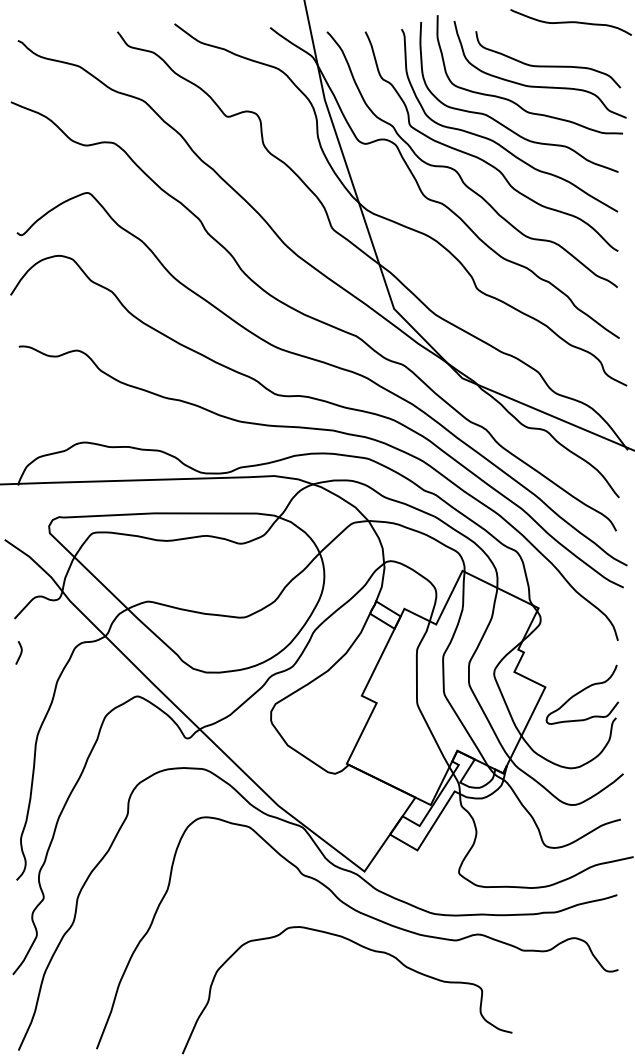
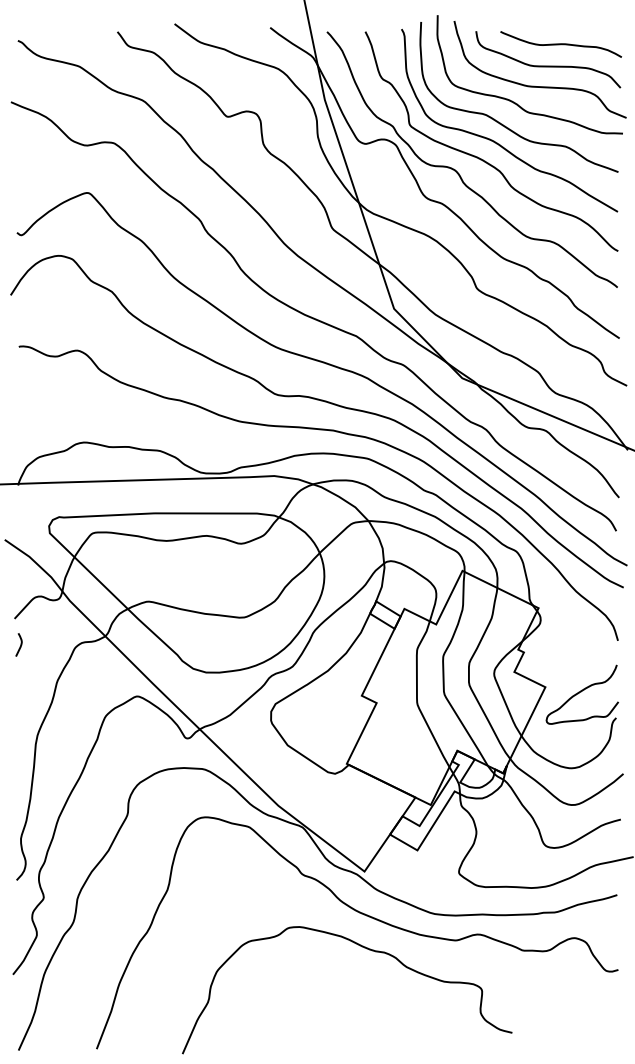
curve position: (570, 22) -> (560, 44) (560, 44)
curve position: (20, 652) -> (20, 644) (20, 644)
